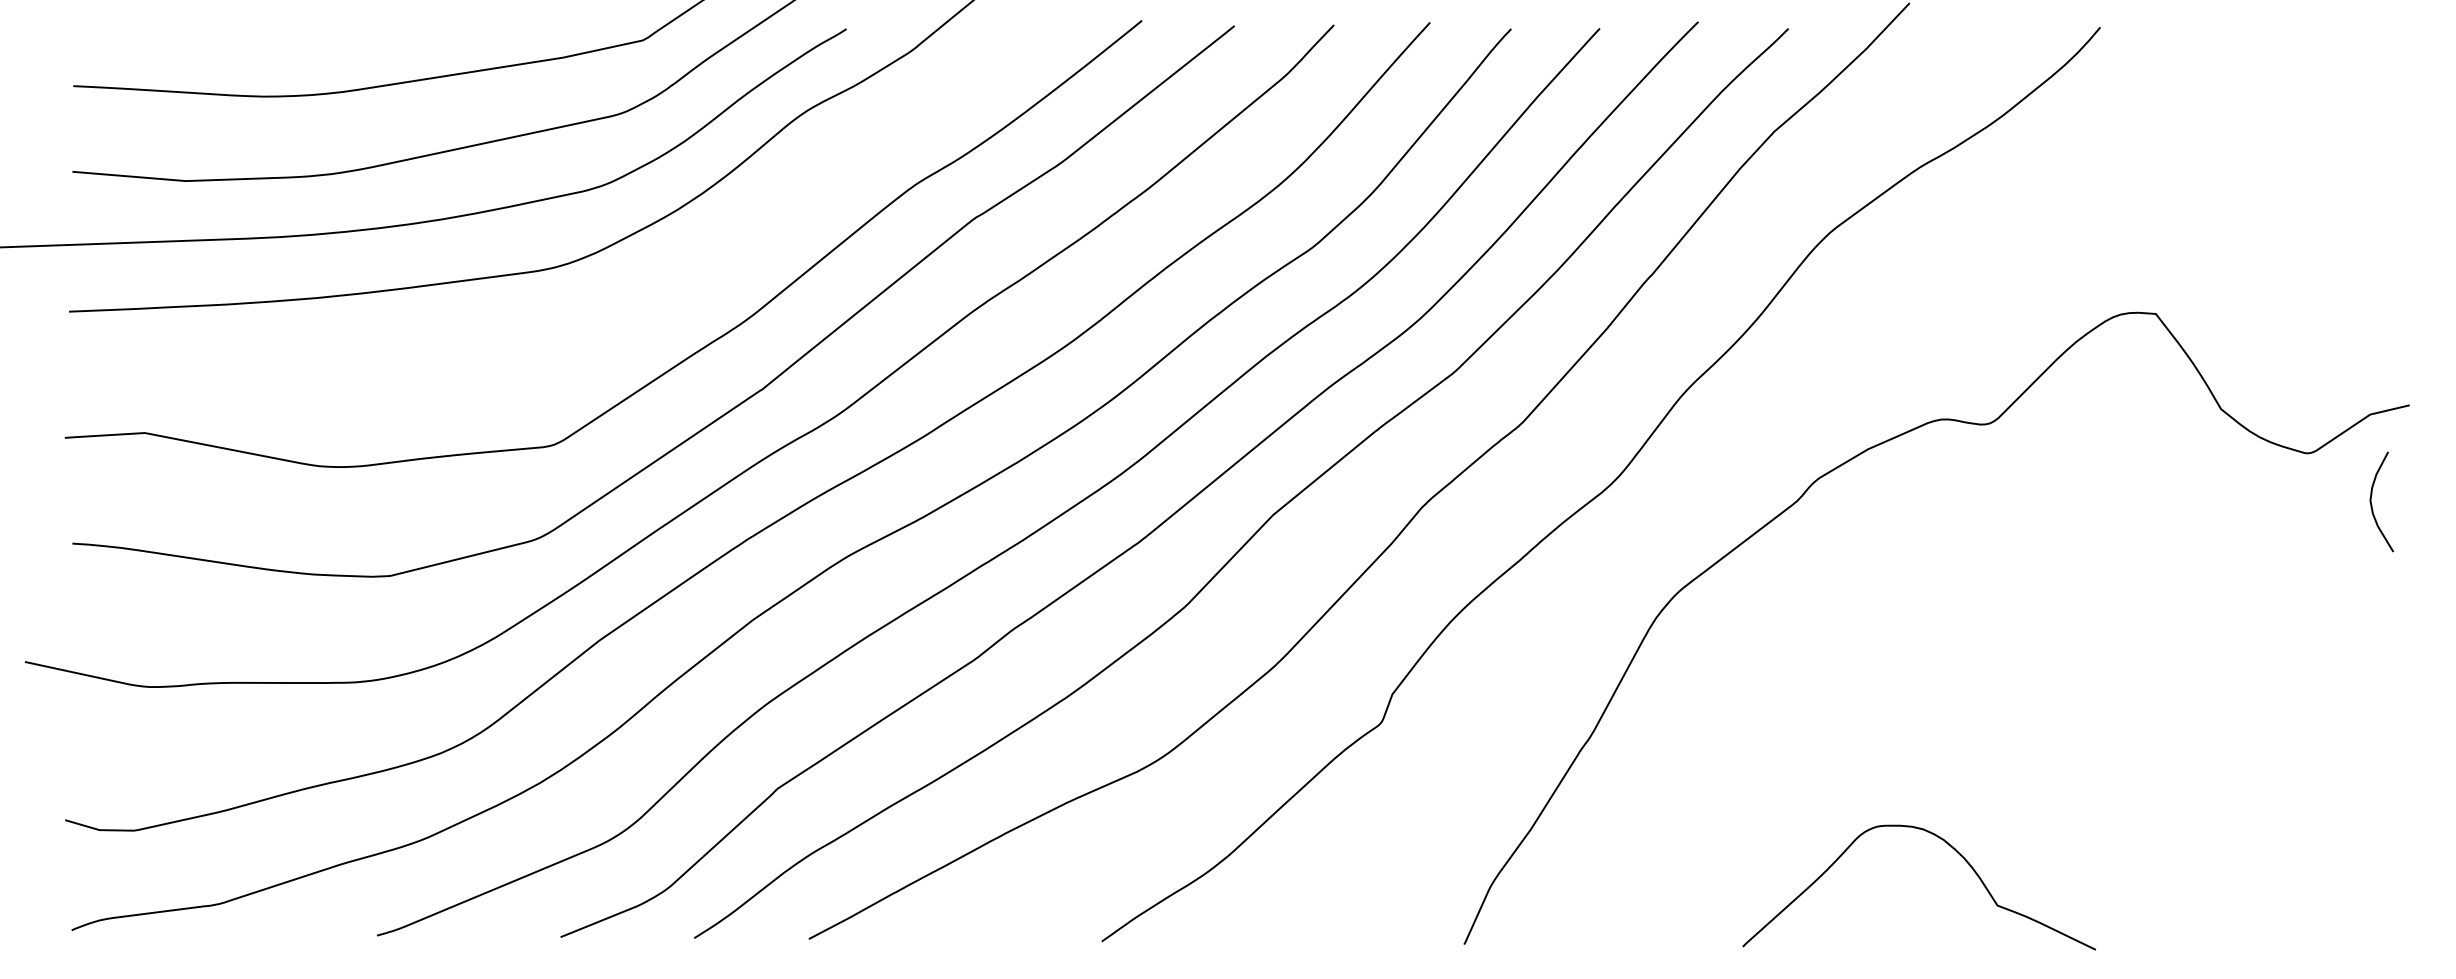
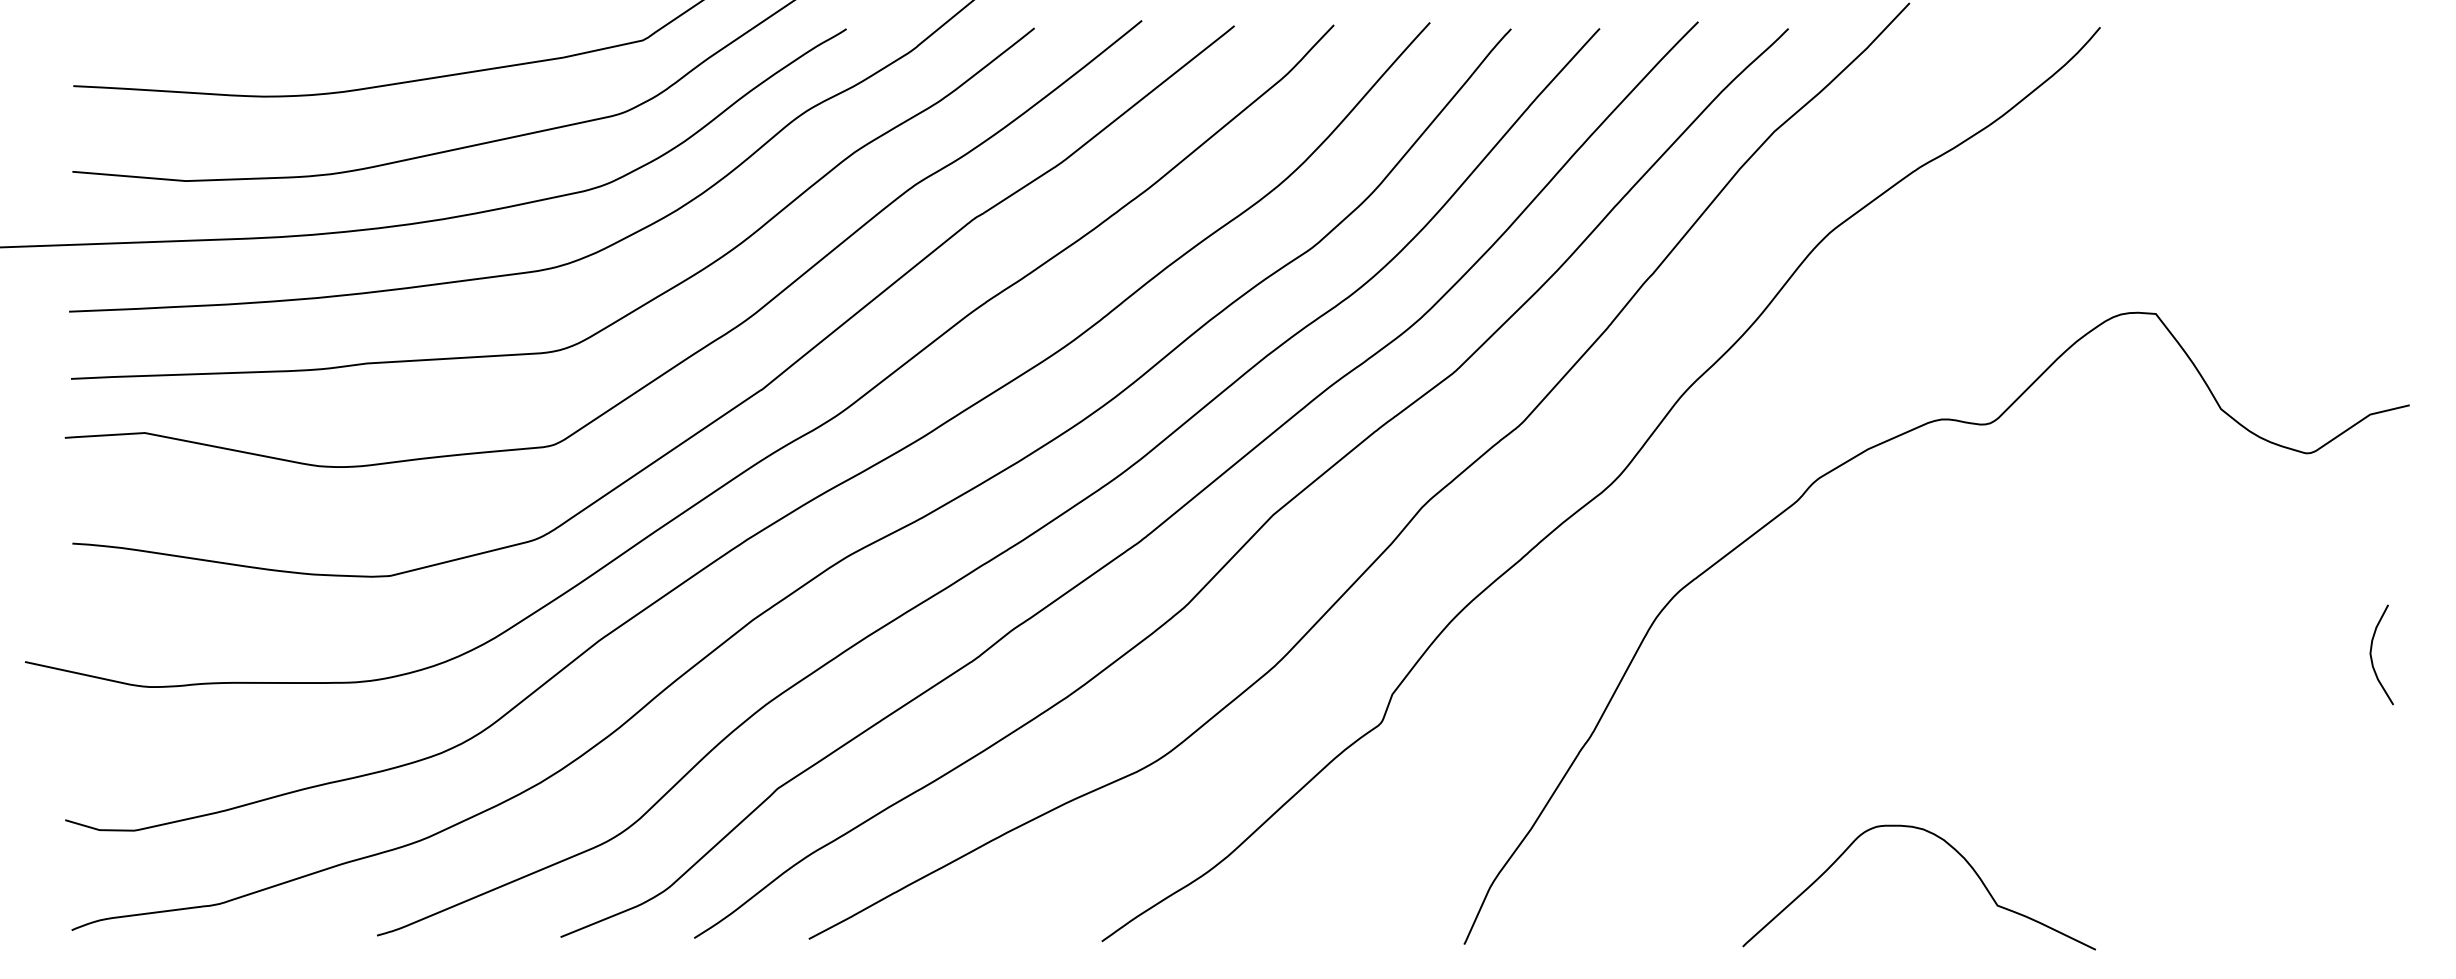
curve: none -> present (622, 316)
curve position: (2372, 504) -> (2372, 657) (2372, 657)
